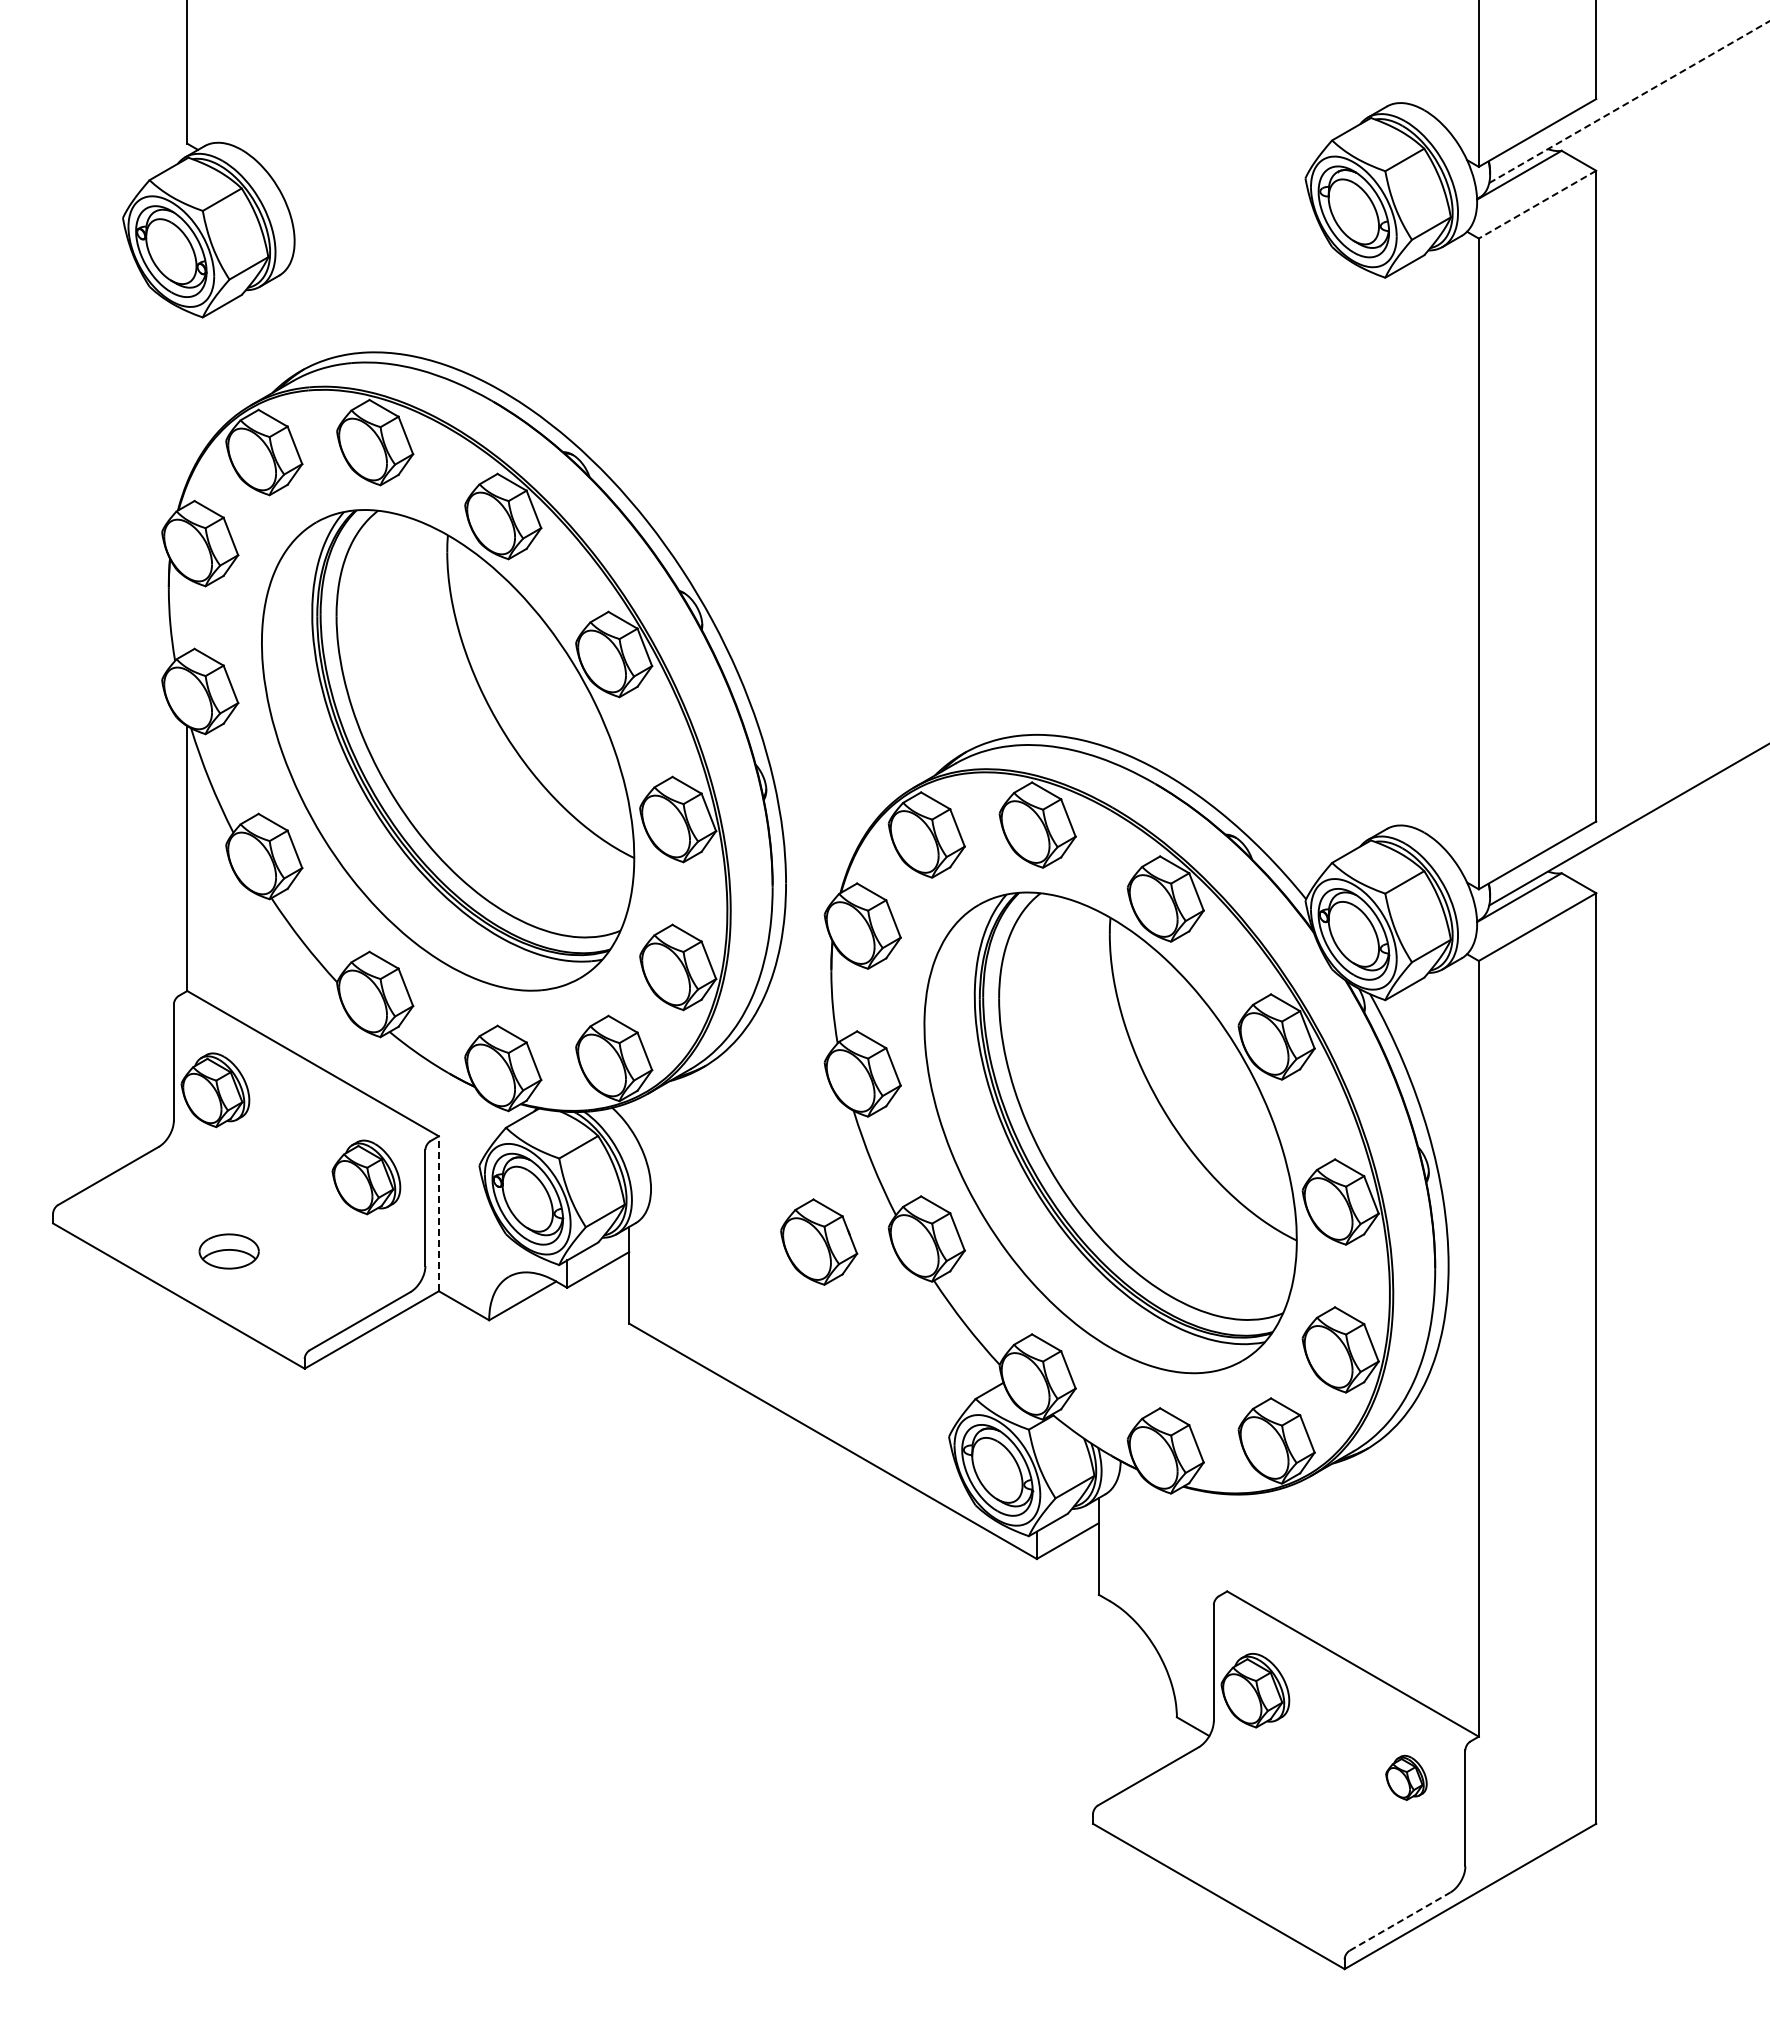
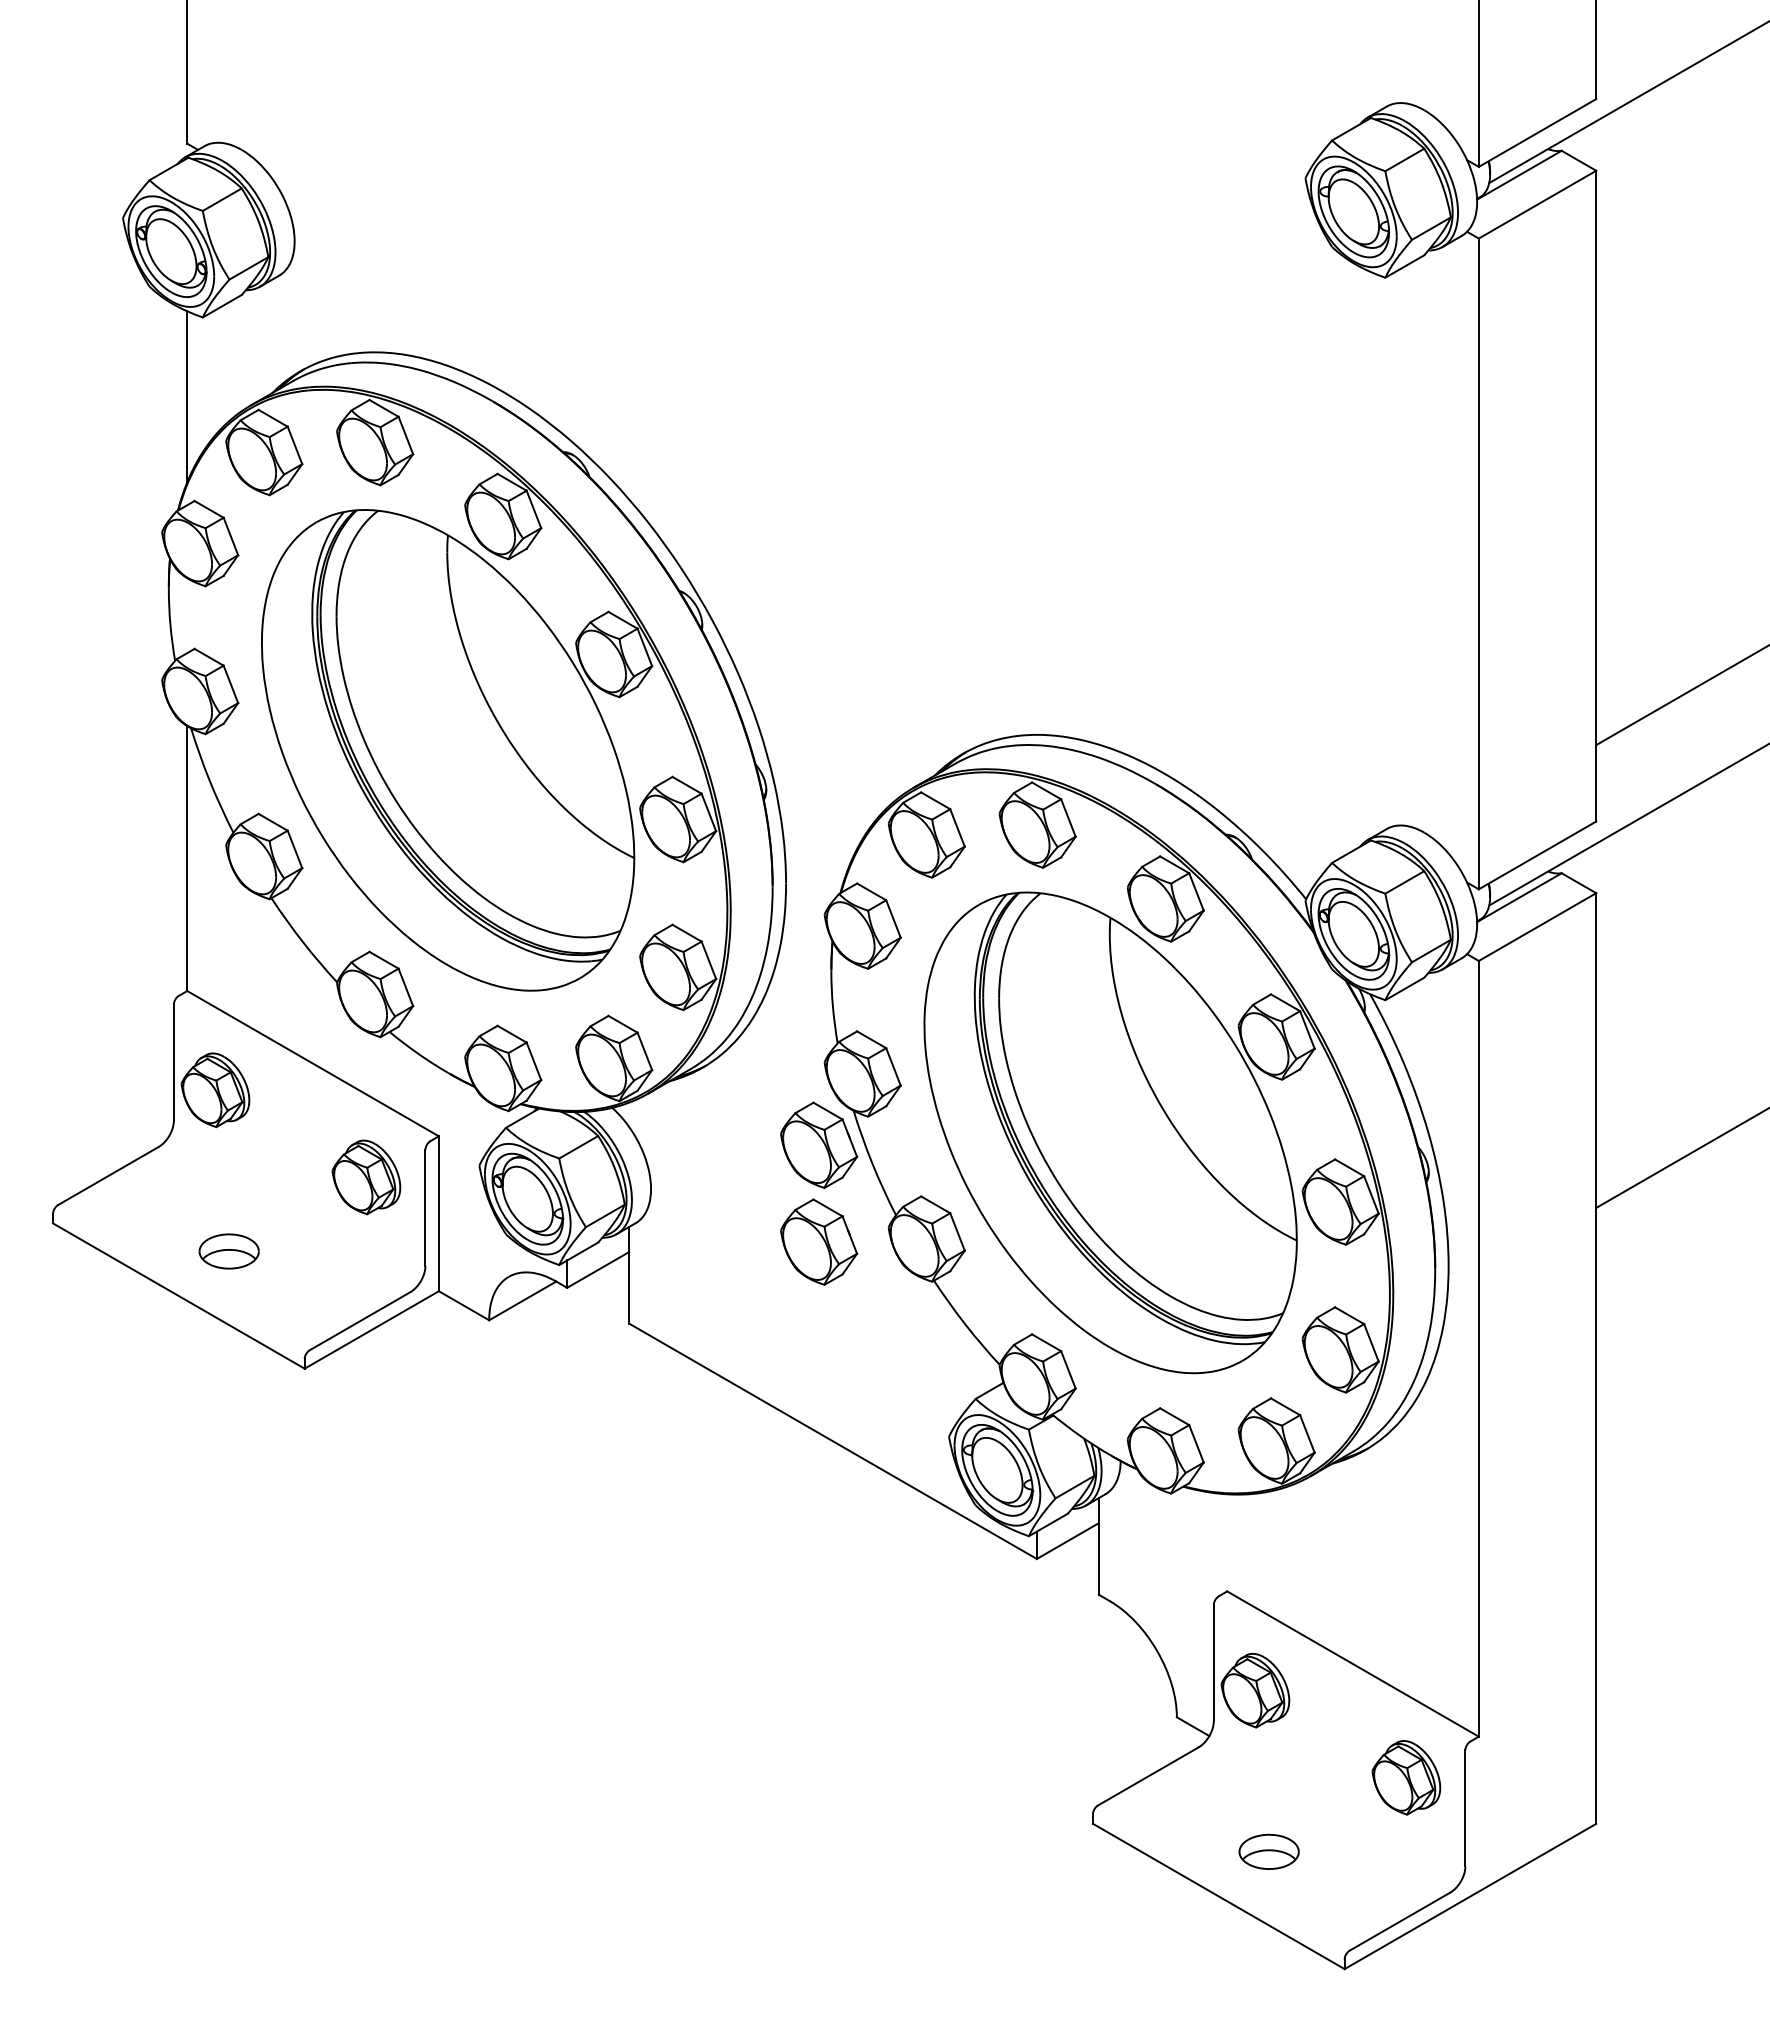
line: dashed -> solid (1629, 102)
line: dashed -> solid (1537, 204)
line: none -> present (187, 396)
line: none -> present (1681, 695)
part: none -> present (819, 1144)
line: none -> present (1681, 1158)
line: dashed -> solid (438, 1213)
part size: 43x47 px -> 71x76 px (1406, 1777)
part: none -> present (1268, 1851)
line: dashed -> solid (1400, 1921)
